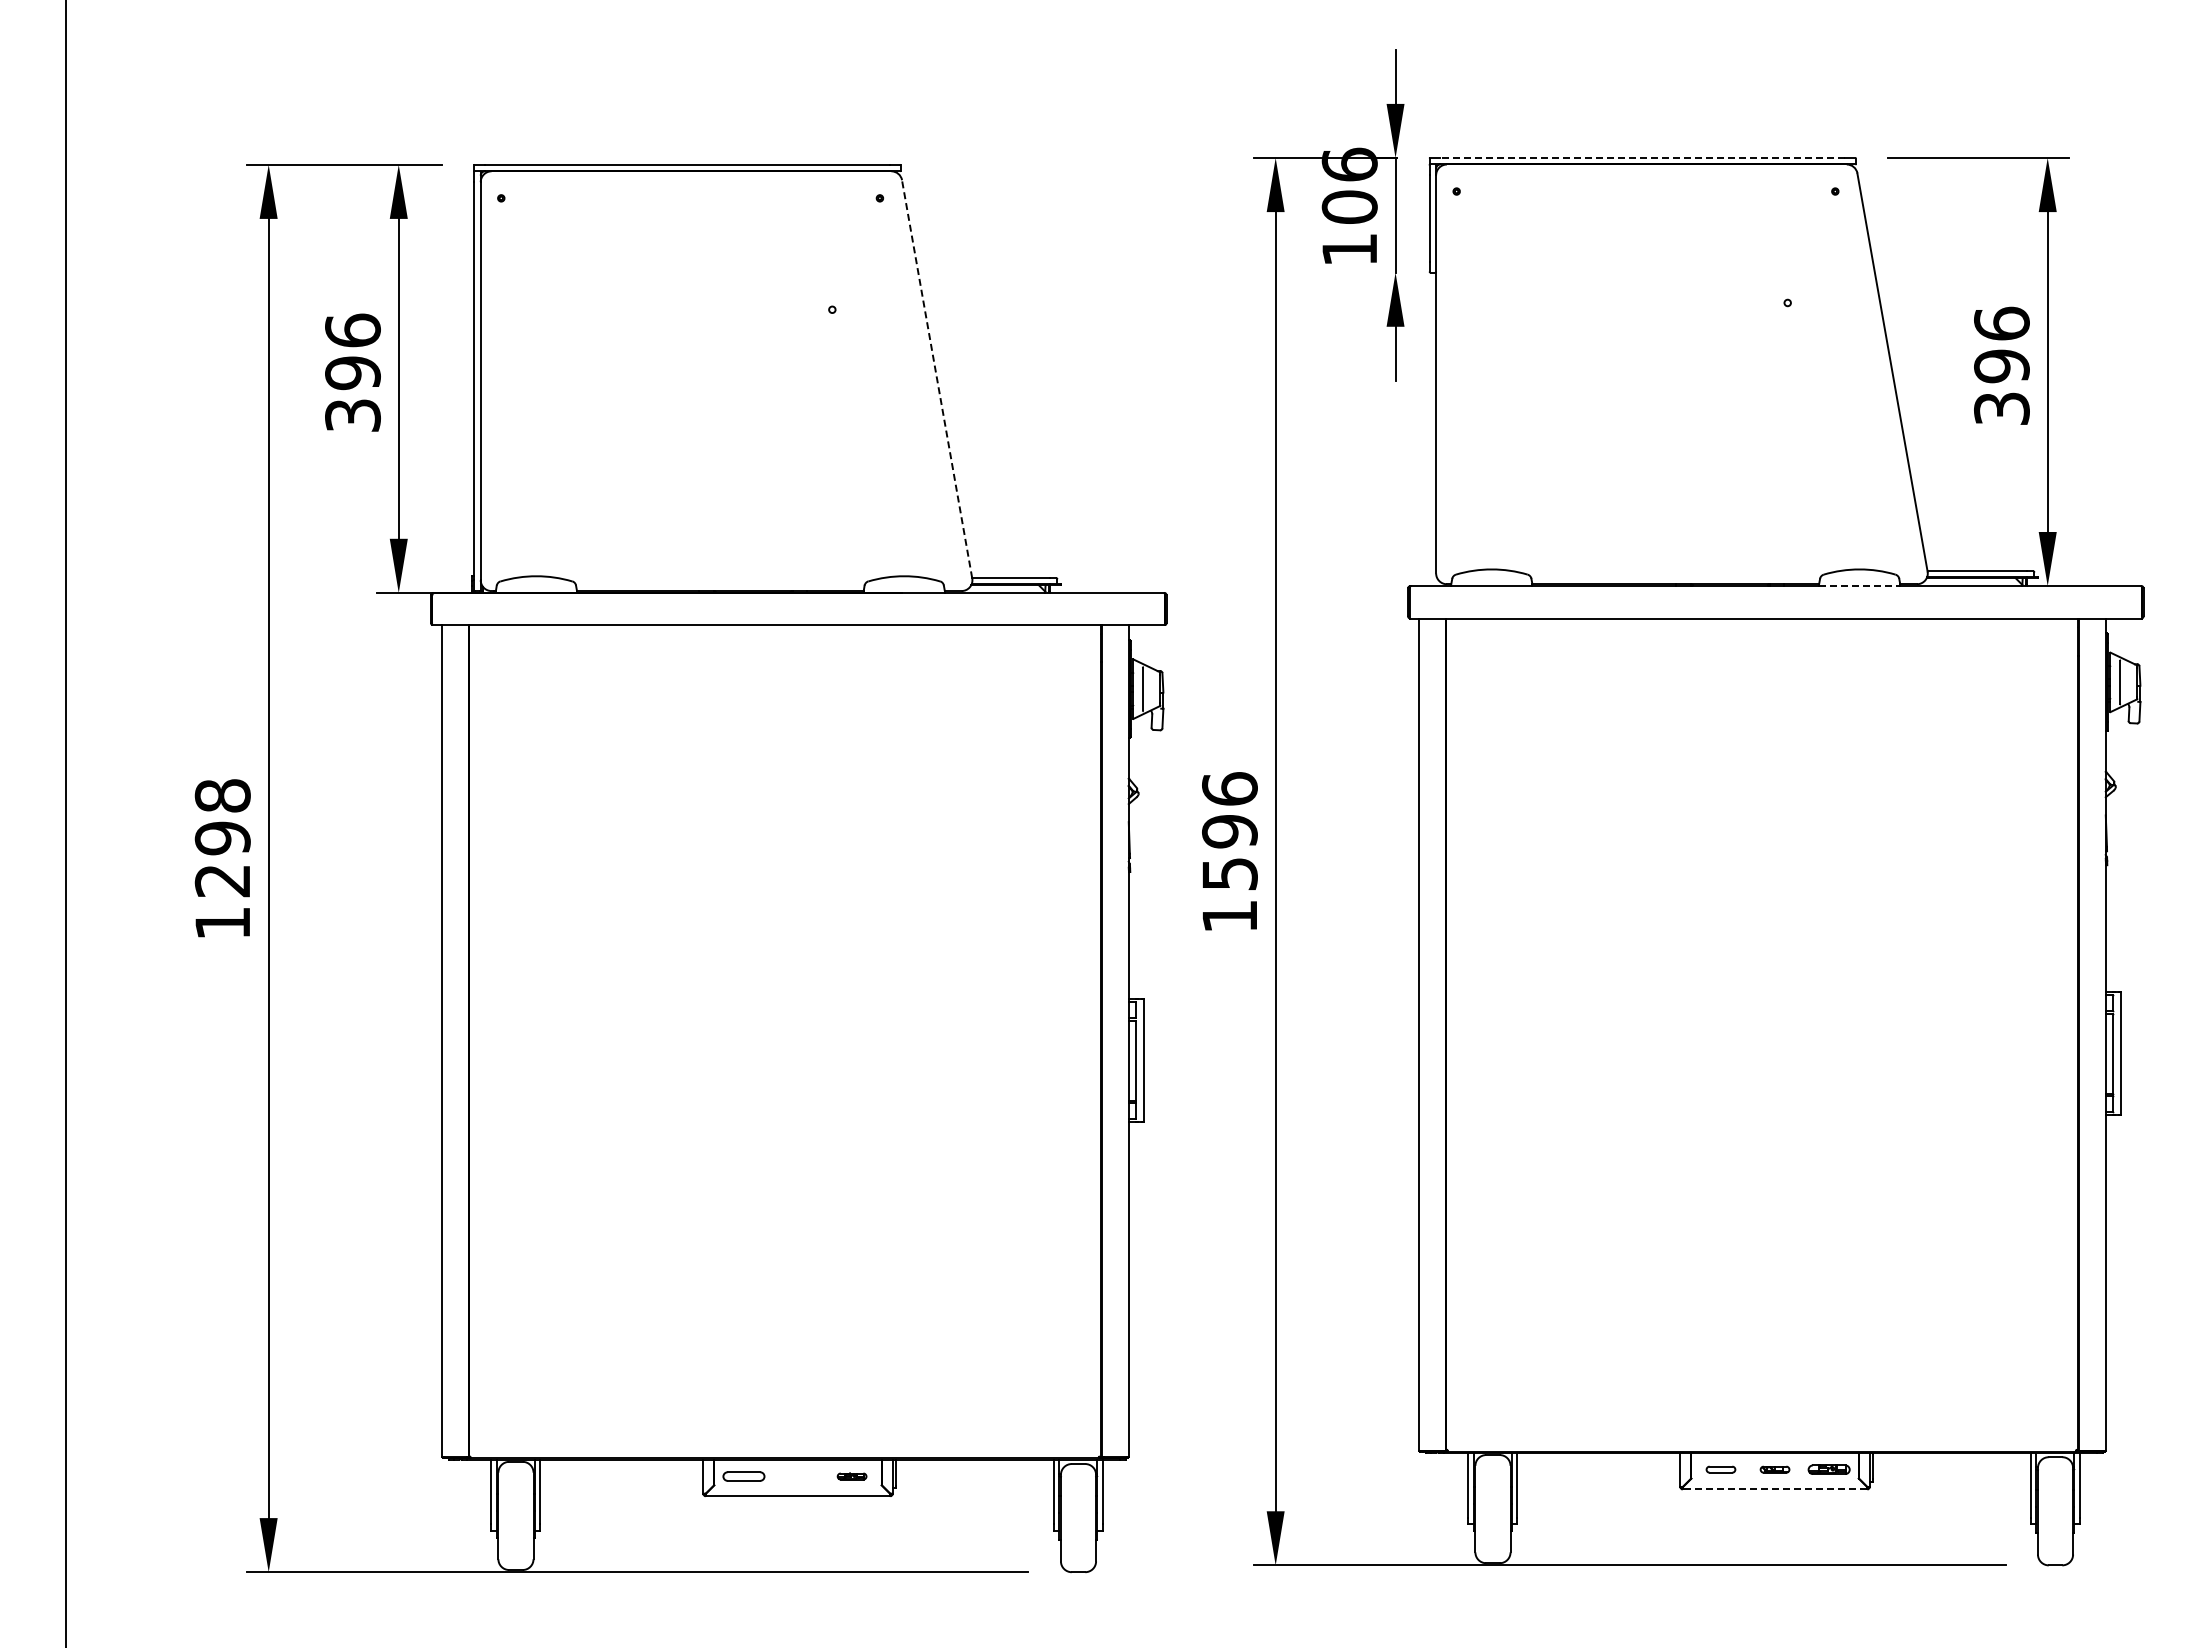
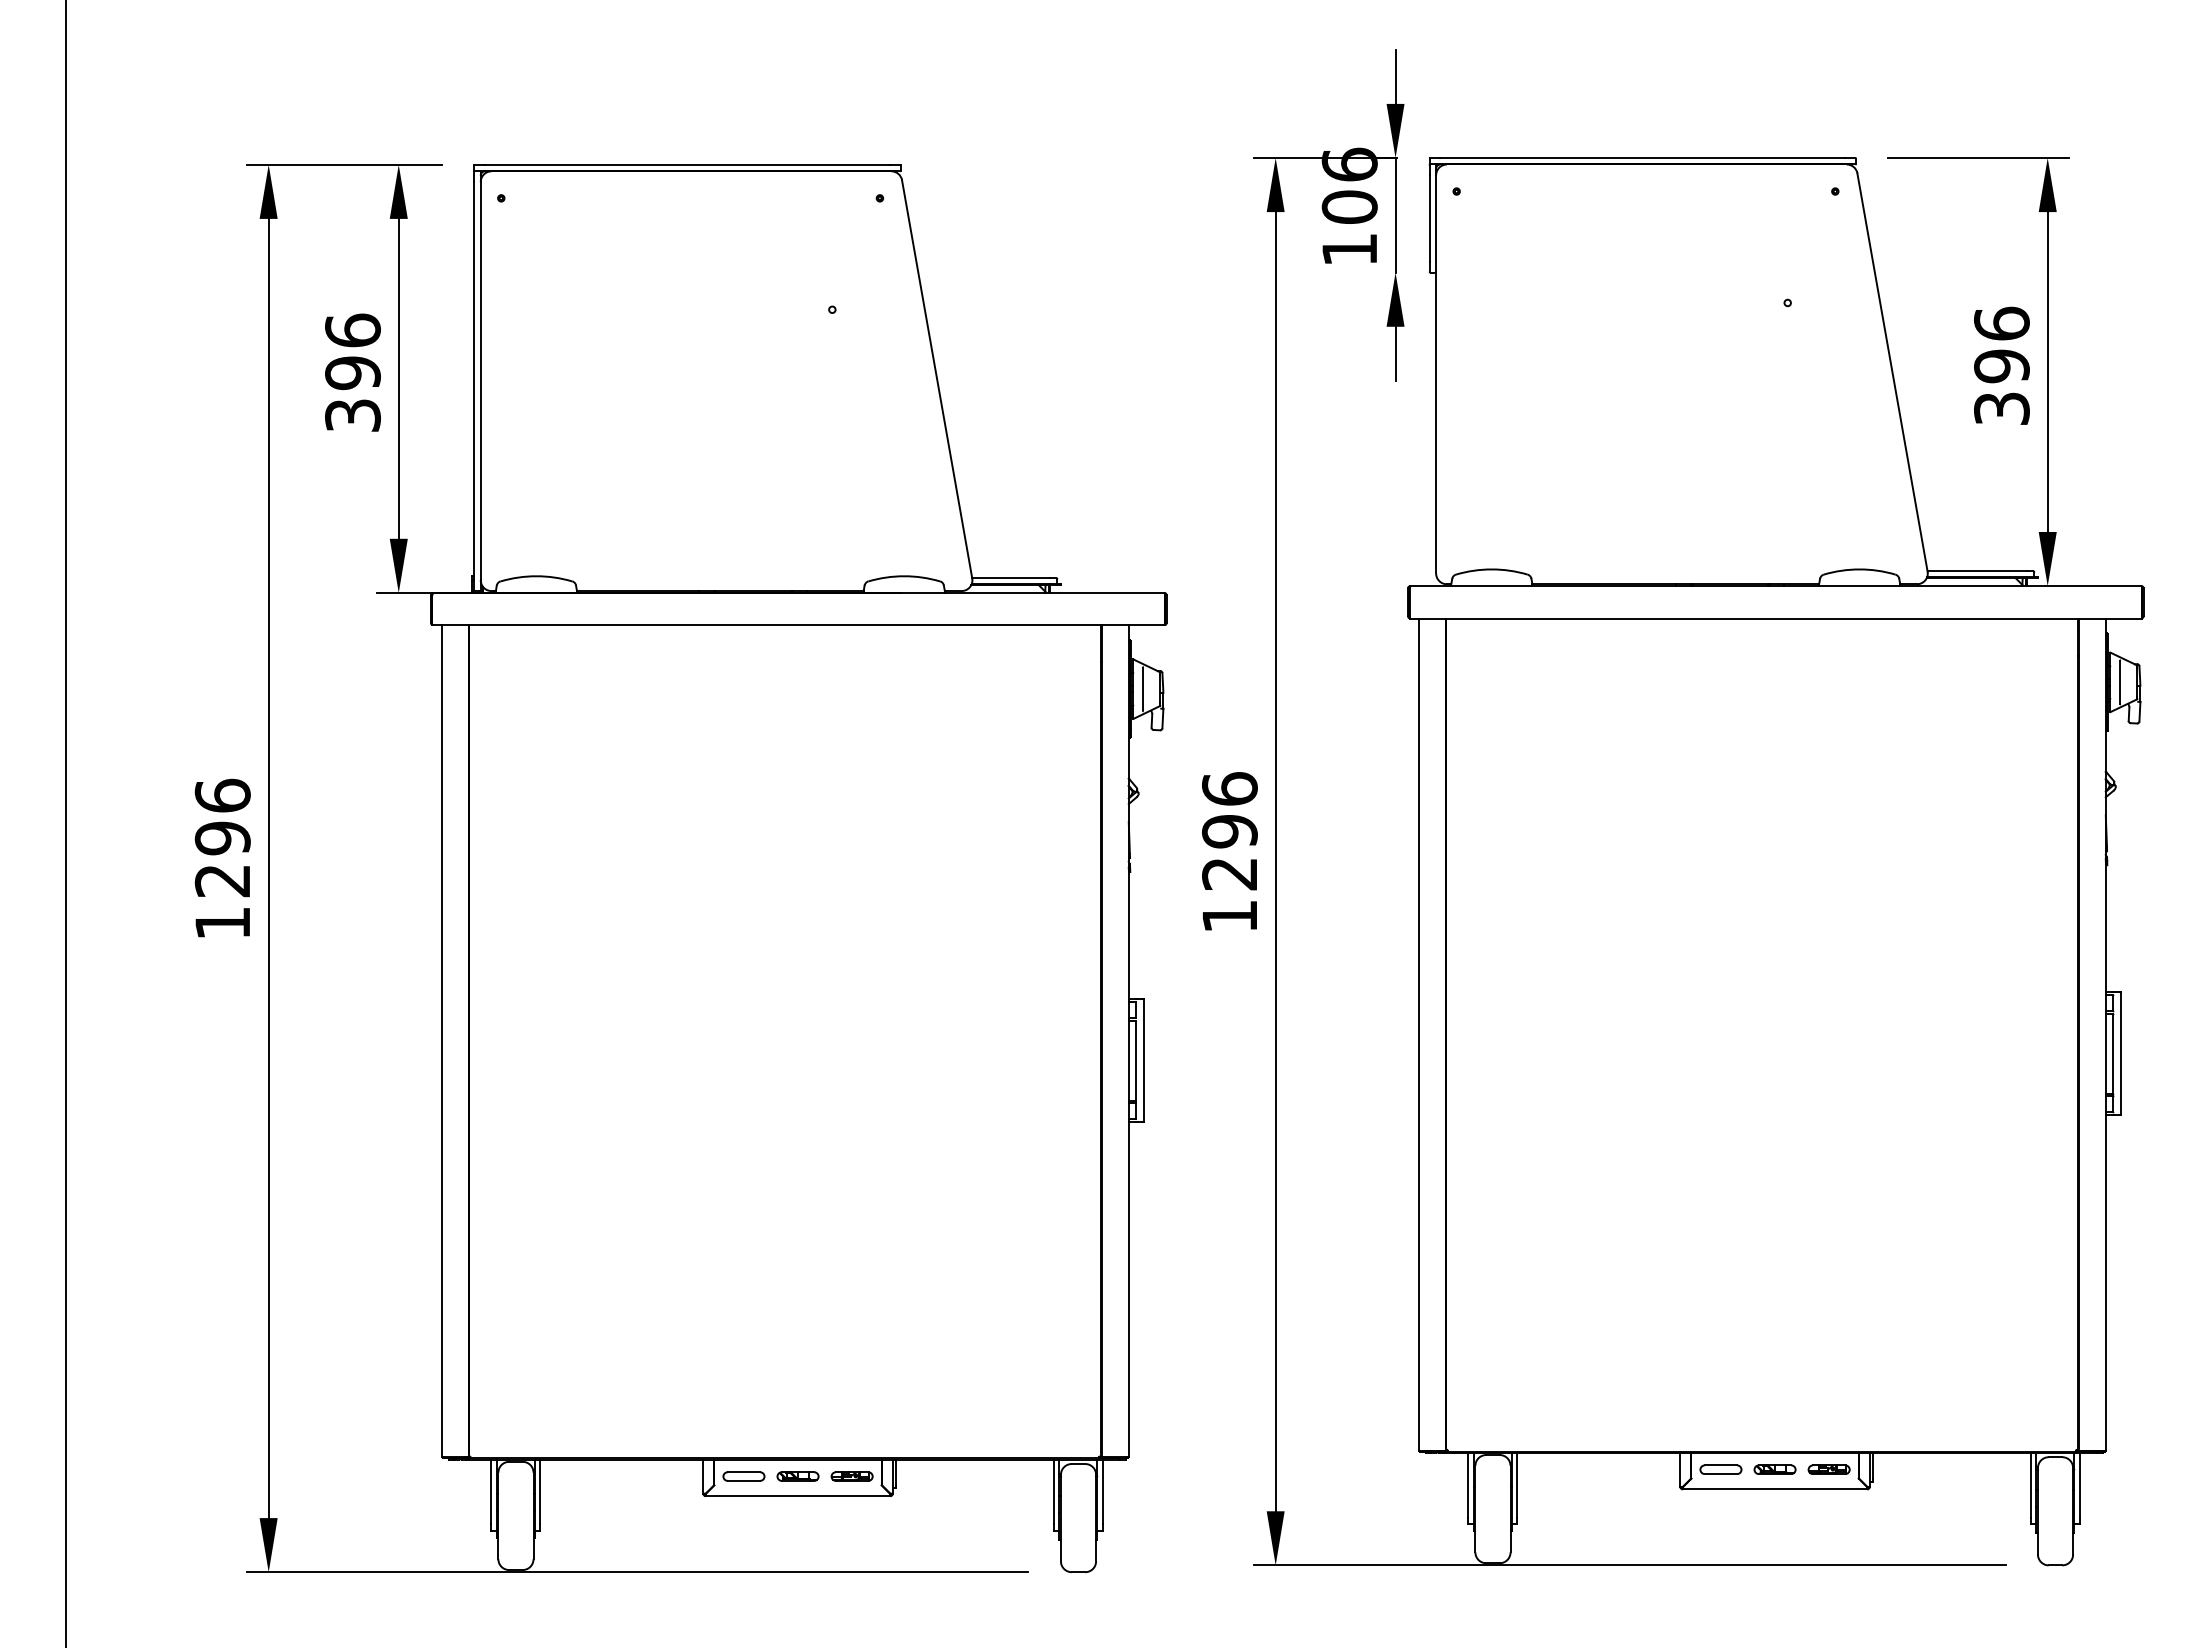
line: dashed -> solid (1642, 158)
line: dashed -> solid (937, 378)
line: dashed -> solid (1859, 586)
text: 1298 -> 1296 (222, 795)
text: 1596 -> 1296 (1229, 874)
part size: 32x9 px -> 44x11 px (1720, 1469)
part size: 32x9 px -> 44x11 px (1774, 1469)
part: none -> present (797, 1476)
part size: 32x9 px -> 44x11 px (851, 1476)
line: dashed -> solid (1774, 1489)
